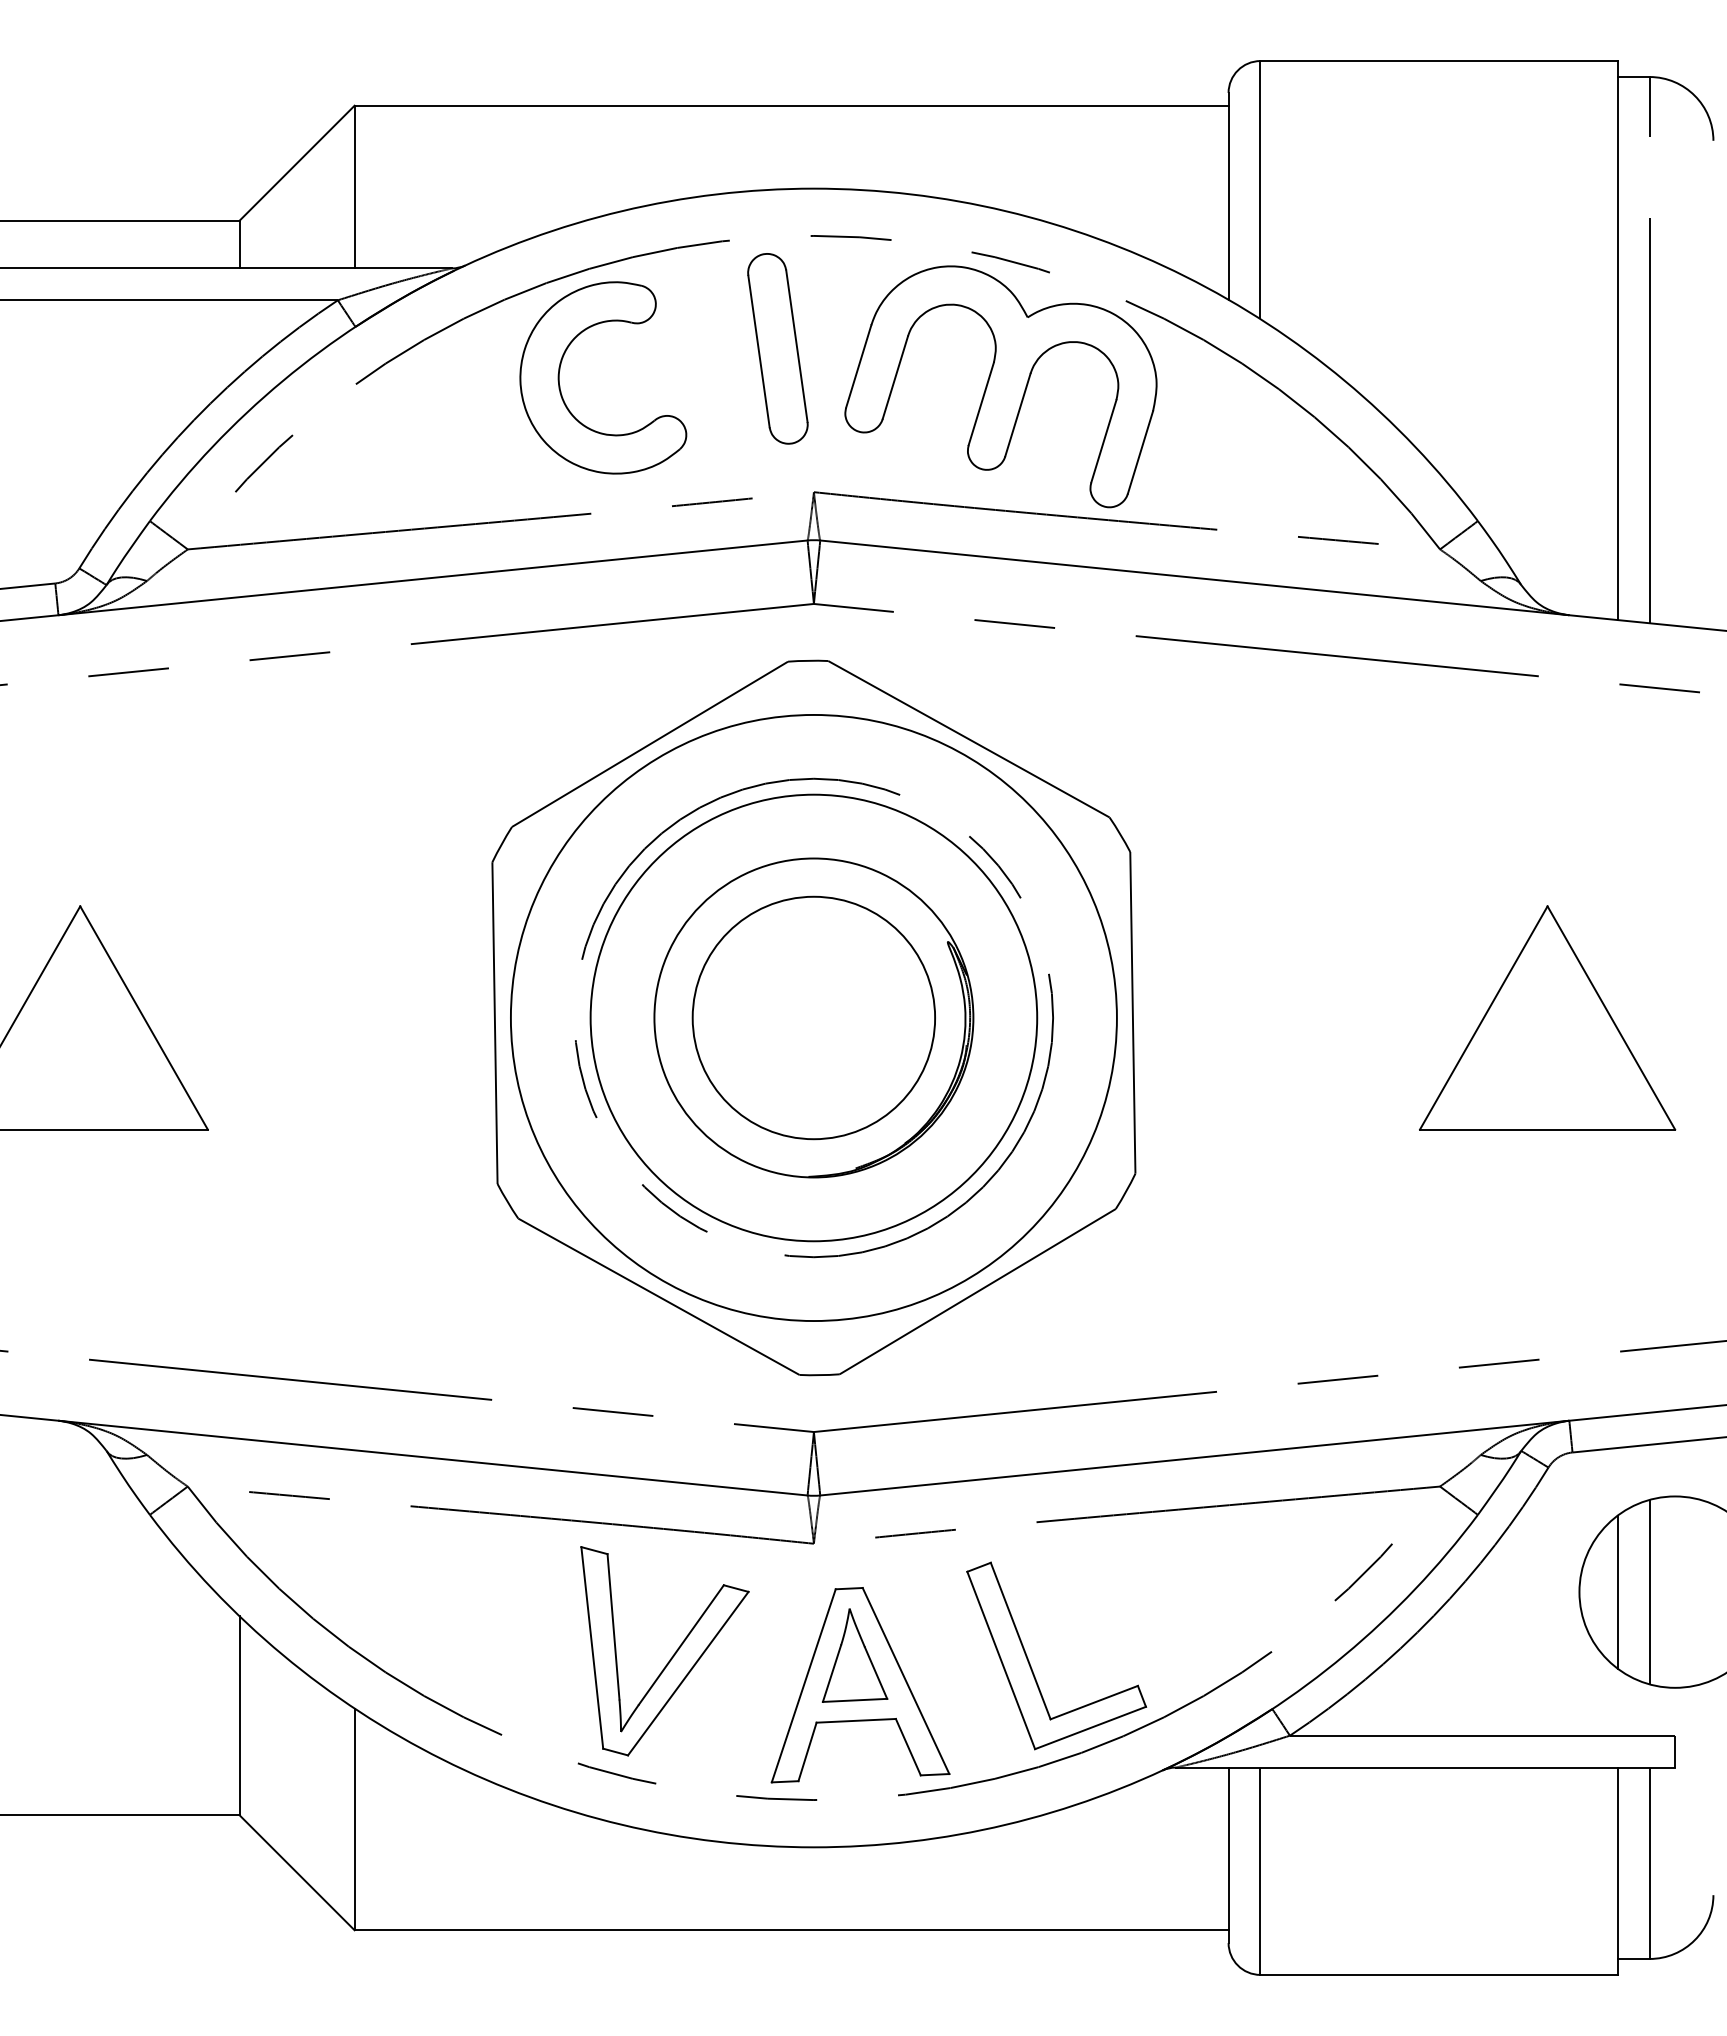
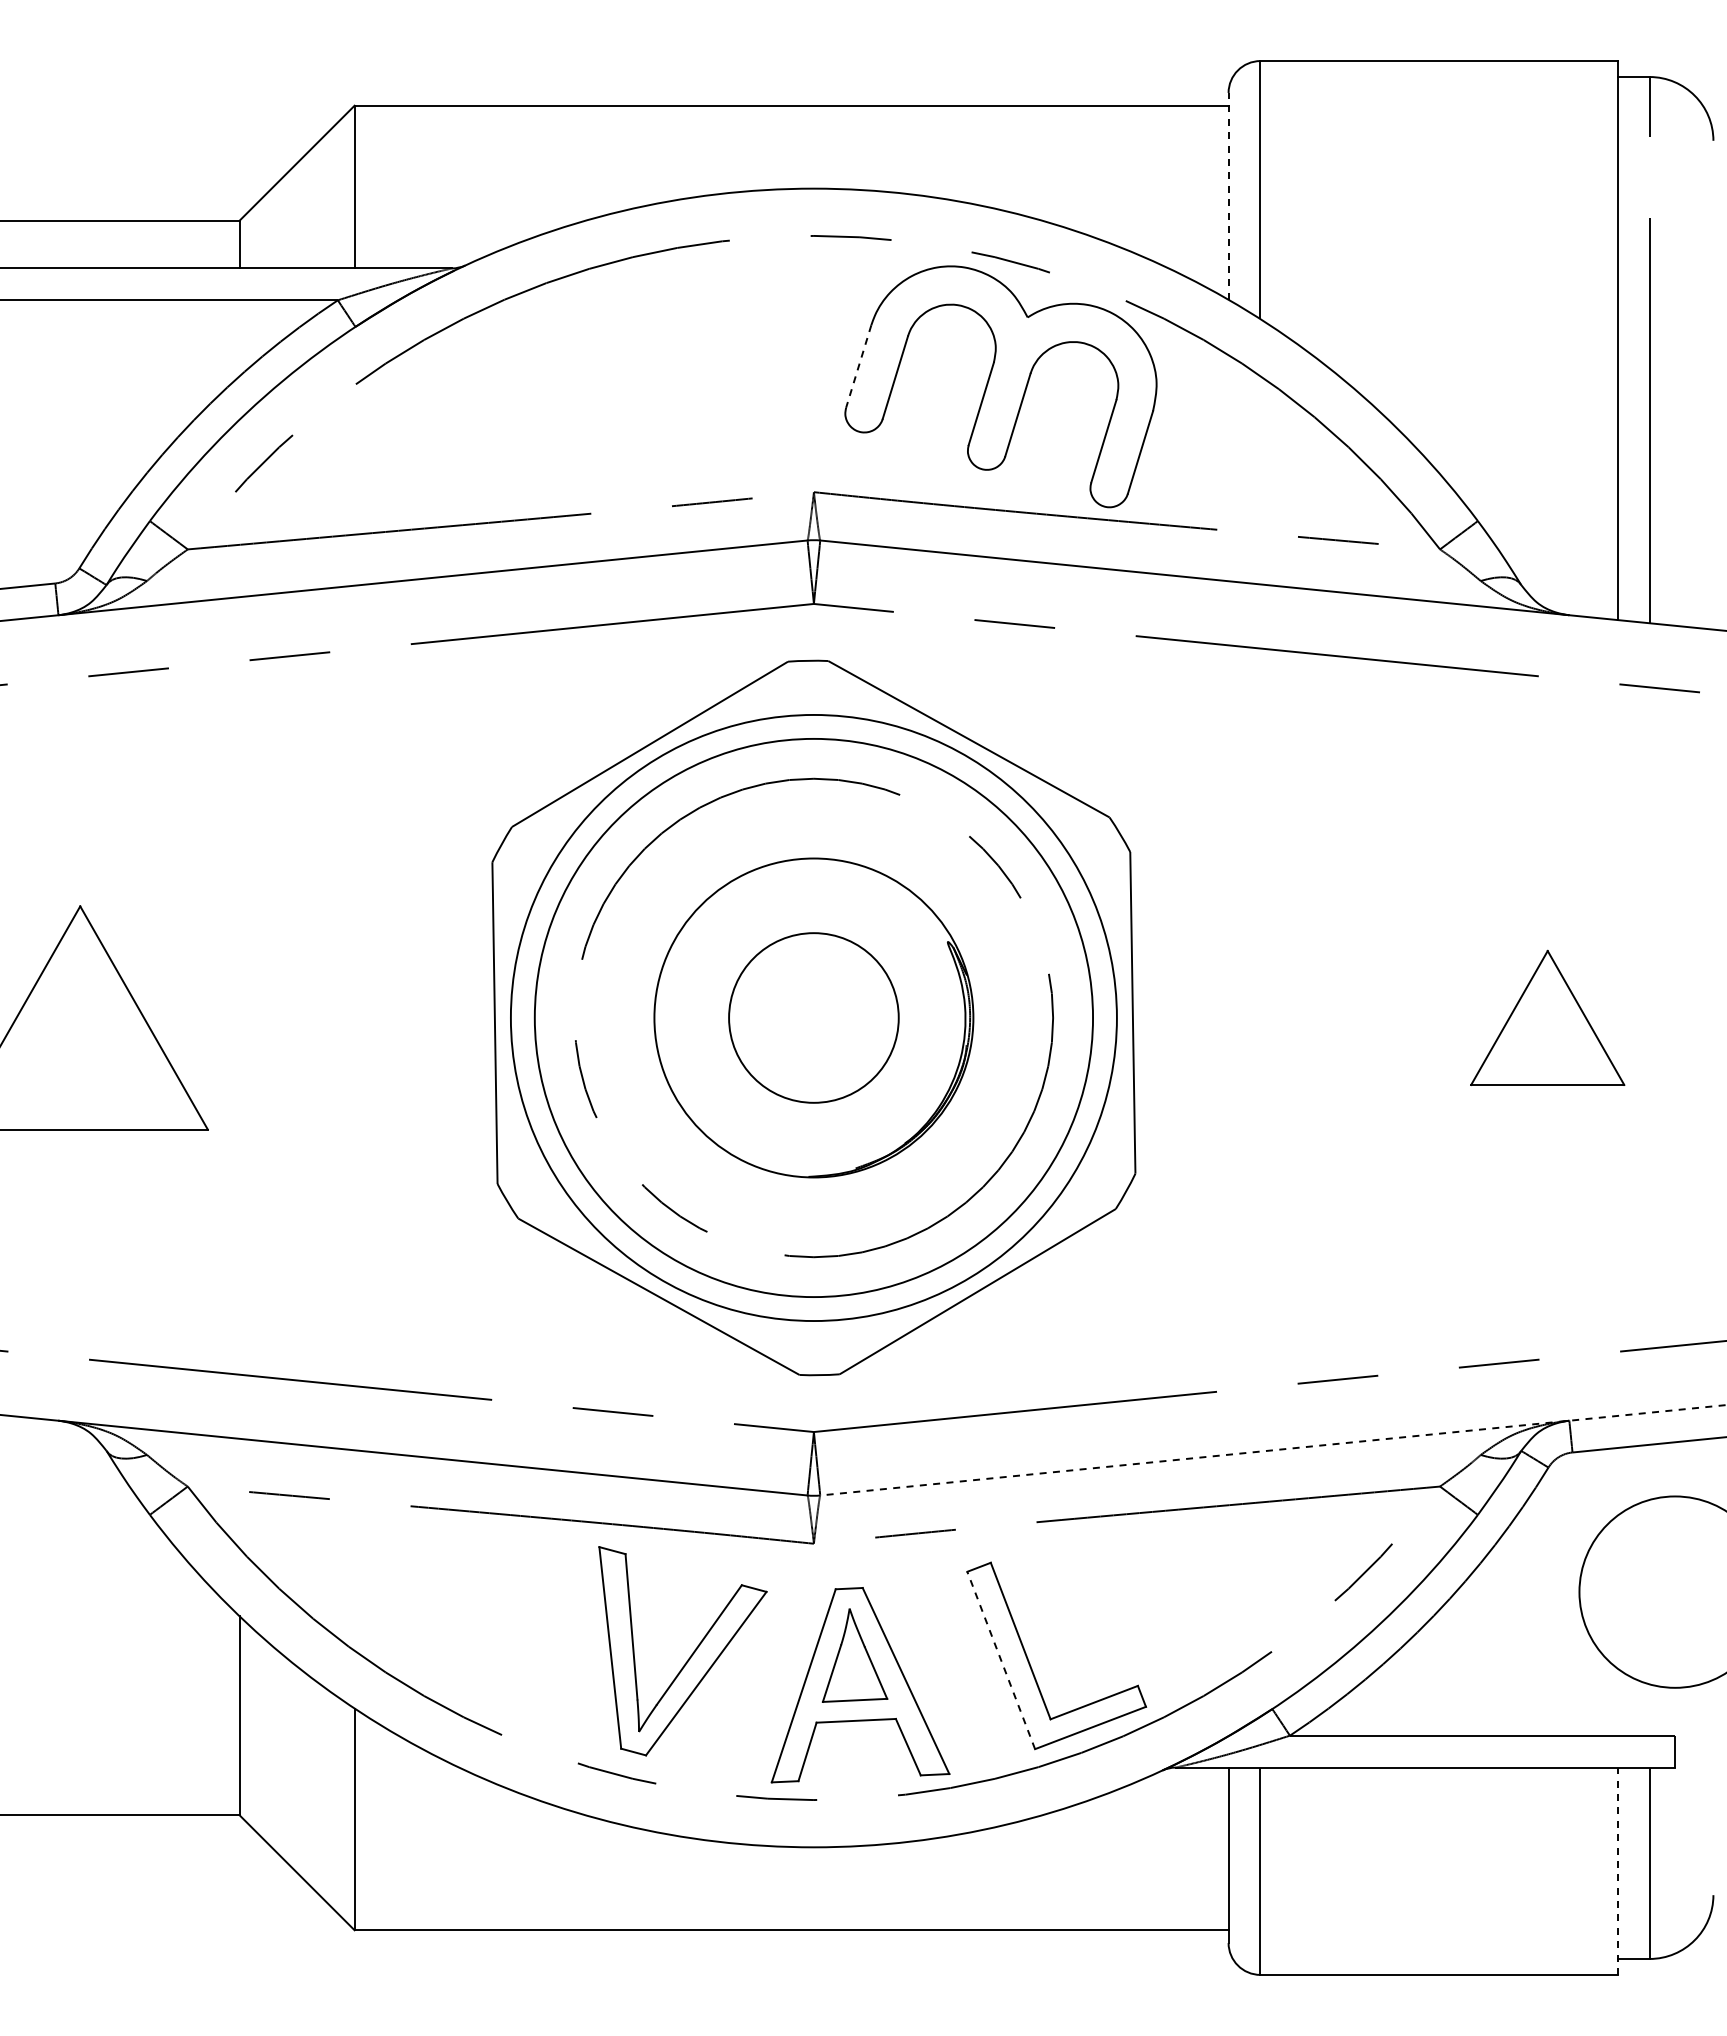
line: solid -> dashed (1228, 195)
part: present -> none (777, 348)
line: solid -> dashed (858, 367)
part: present -> none (560, 370)
circle diameter: 242 px -> 170 px (813, 1017)
circle diameter: 447 px -> 558 px (813, 1017)
part size: 258x226 px -> 156x137 px (1547, 1017)
line: solid -> dashed (1272, 1450)
line: present -> none (1617, 1591)
line: present -> none (1649, 1591)
part position: (672, 1655) -> (690, 1655) (690, 1655)
line: solid -> dashed (1001, 1660)
line: solid -> dashed (1617, 1871)
